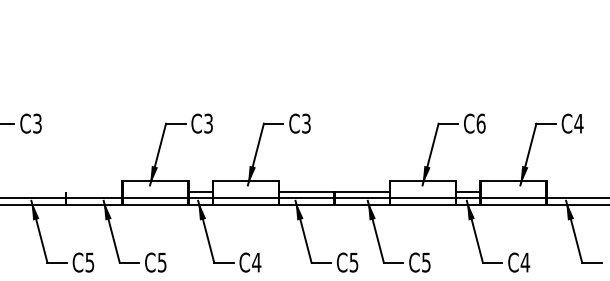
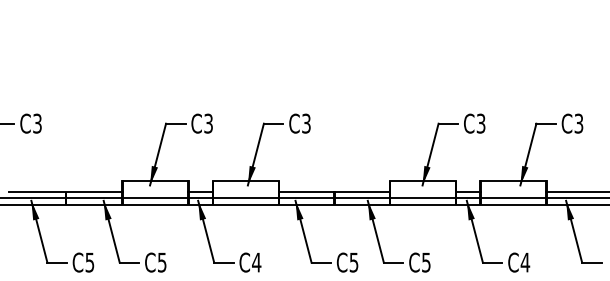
text: C6 -> C3 (480, 123)
text: C4 -> C3 (578, 123)
line: none -> present (65, 192)
line: none -> present (576, 192)
